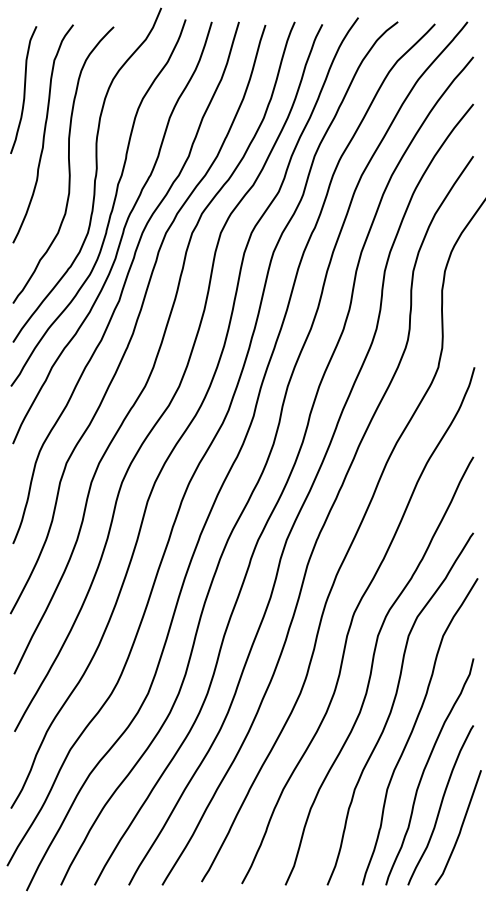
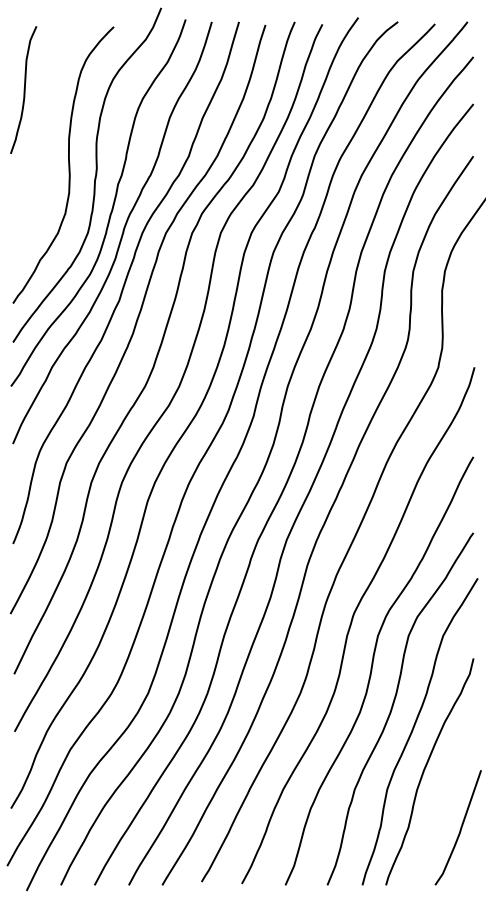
curve: present -> none (43, 133)
curve: present -> none (440, 805)
